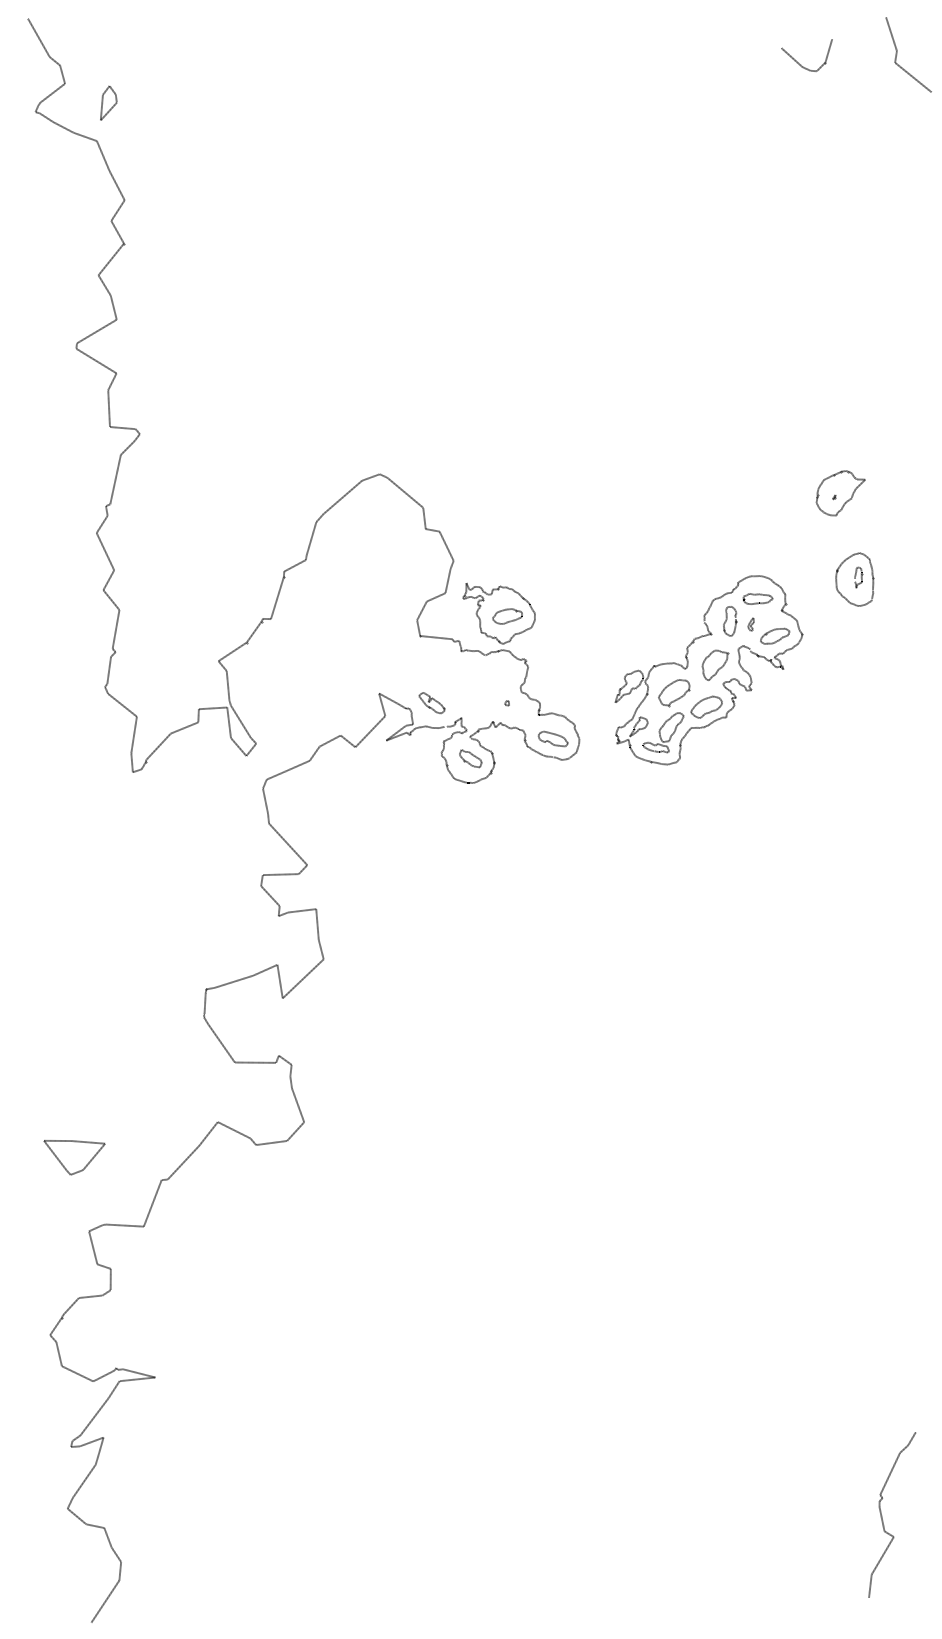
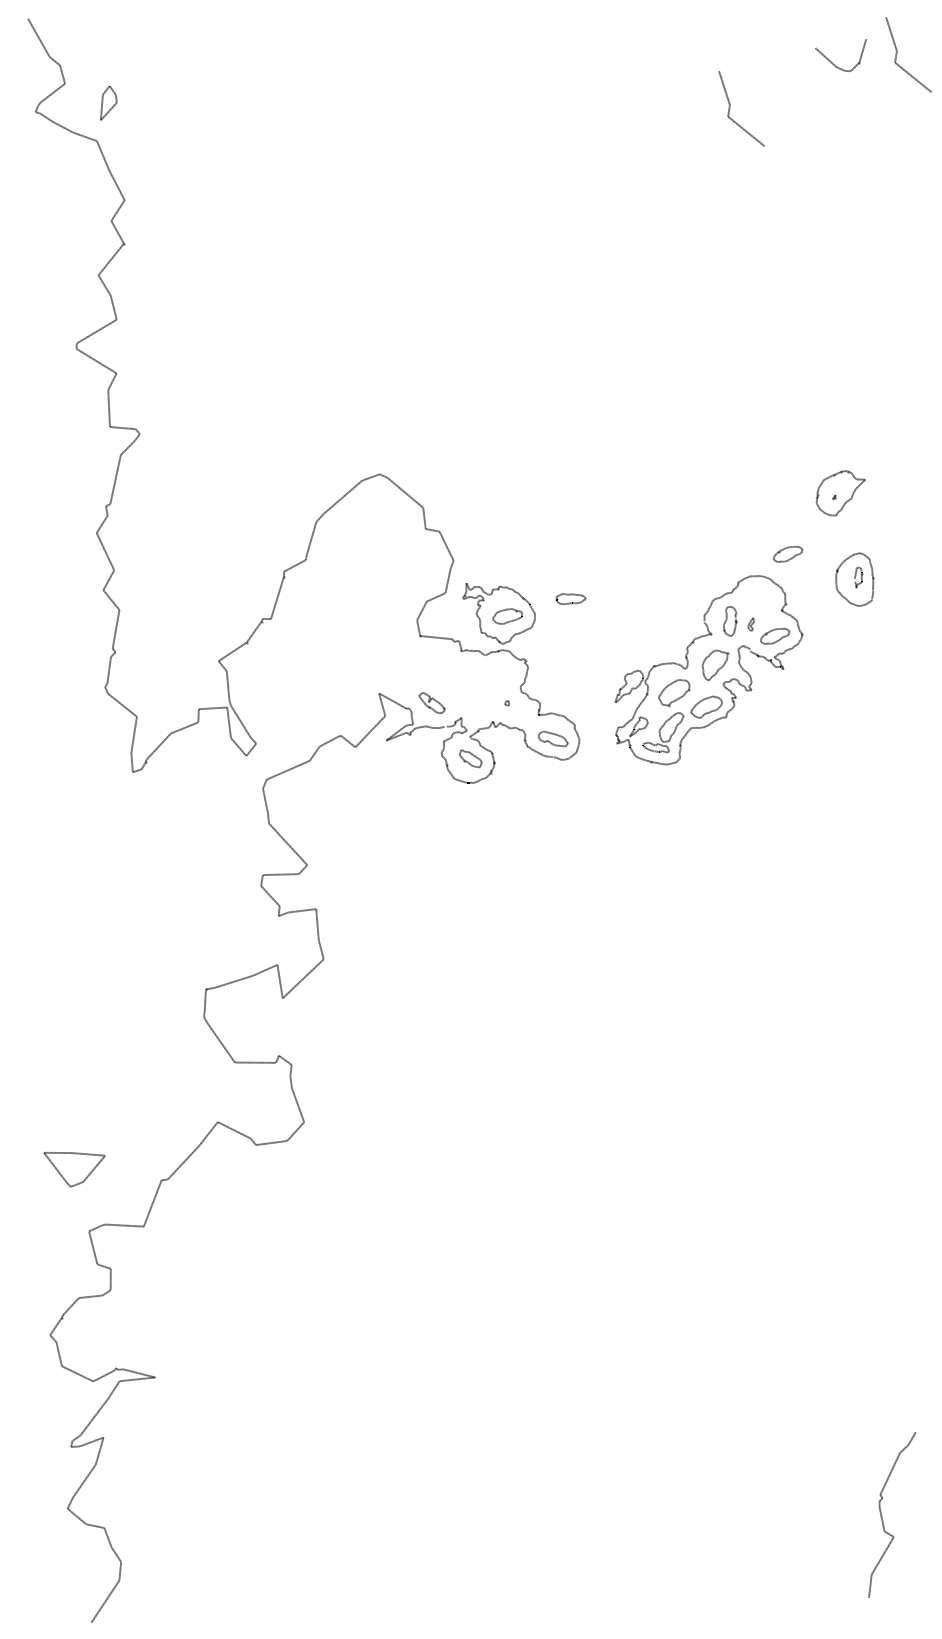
curve position: (801, 64) -> (835, 64) (835, 64)
line: none -> present (730, 108)
part: none -> present (788, 553)
part position: (757, 598) -> (570, 598) (570, 598)
part position: (74, 1157) -> (74, 1169) (74, 1169)
